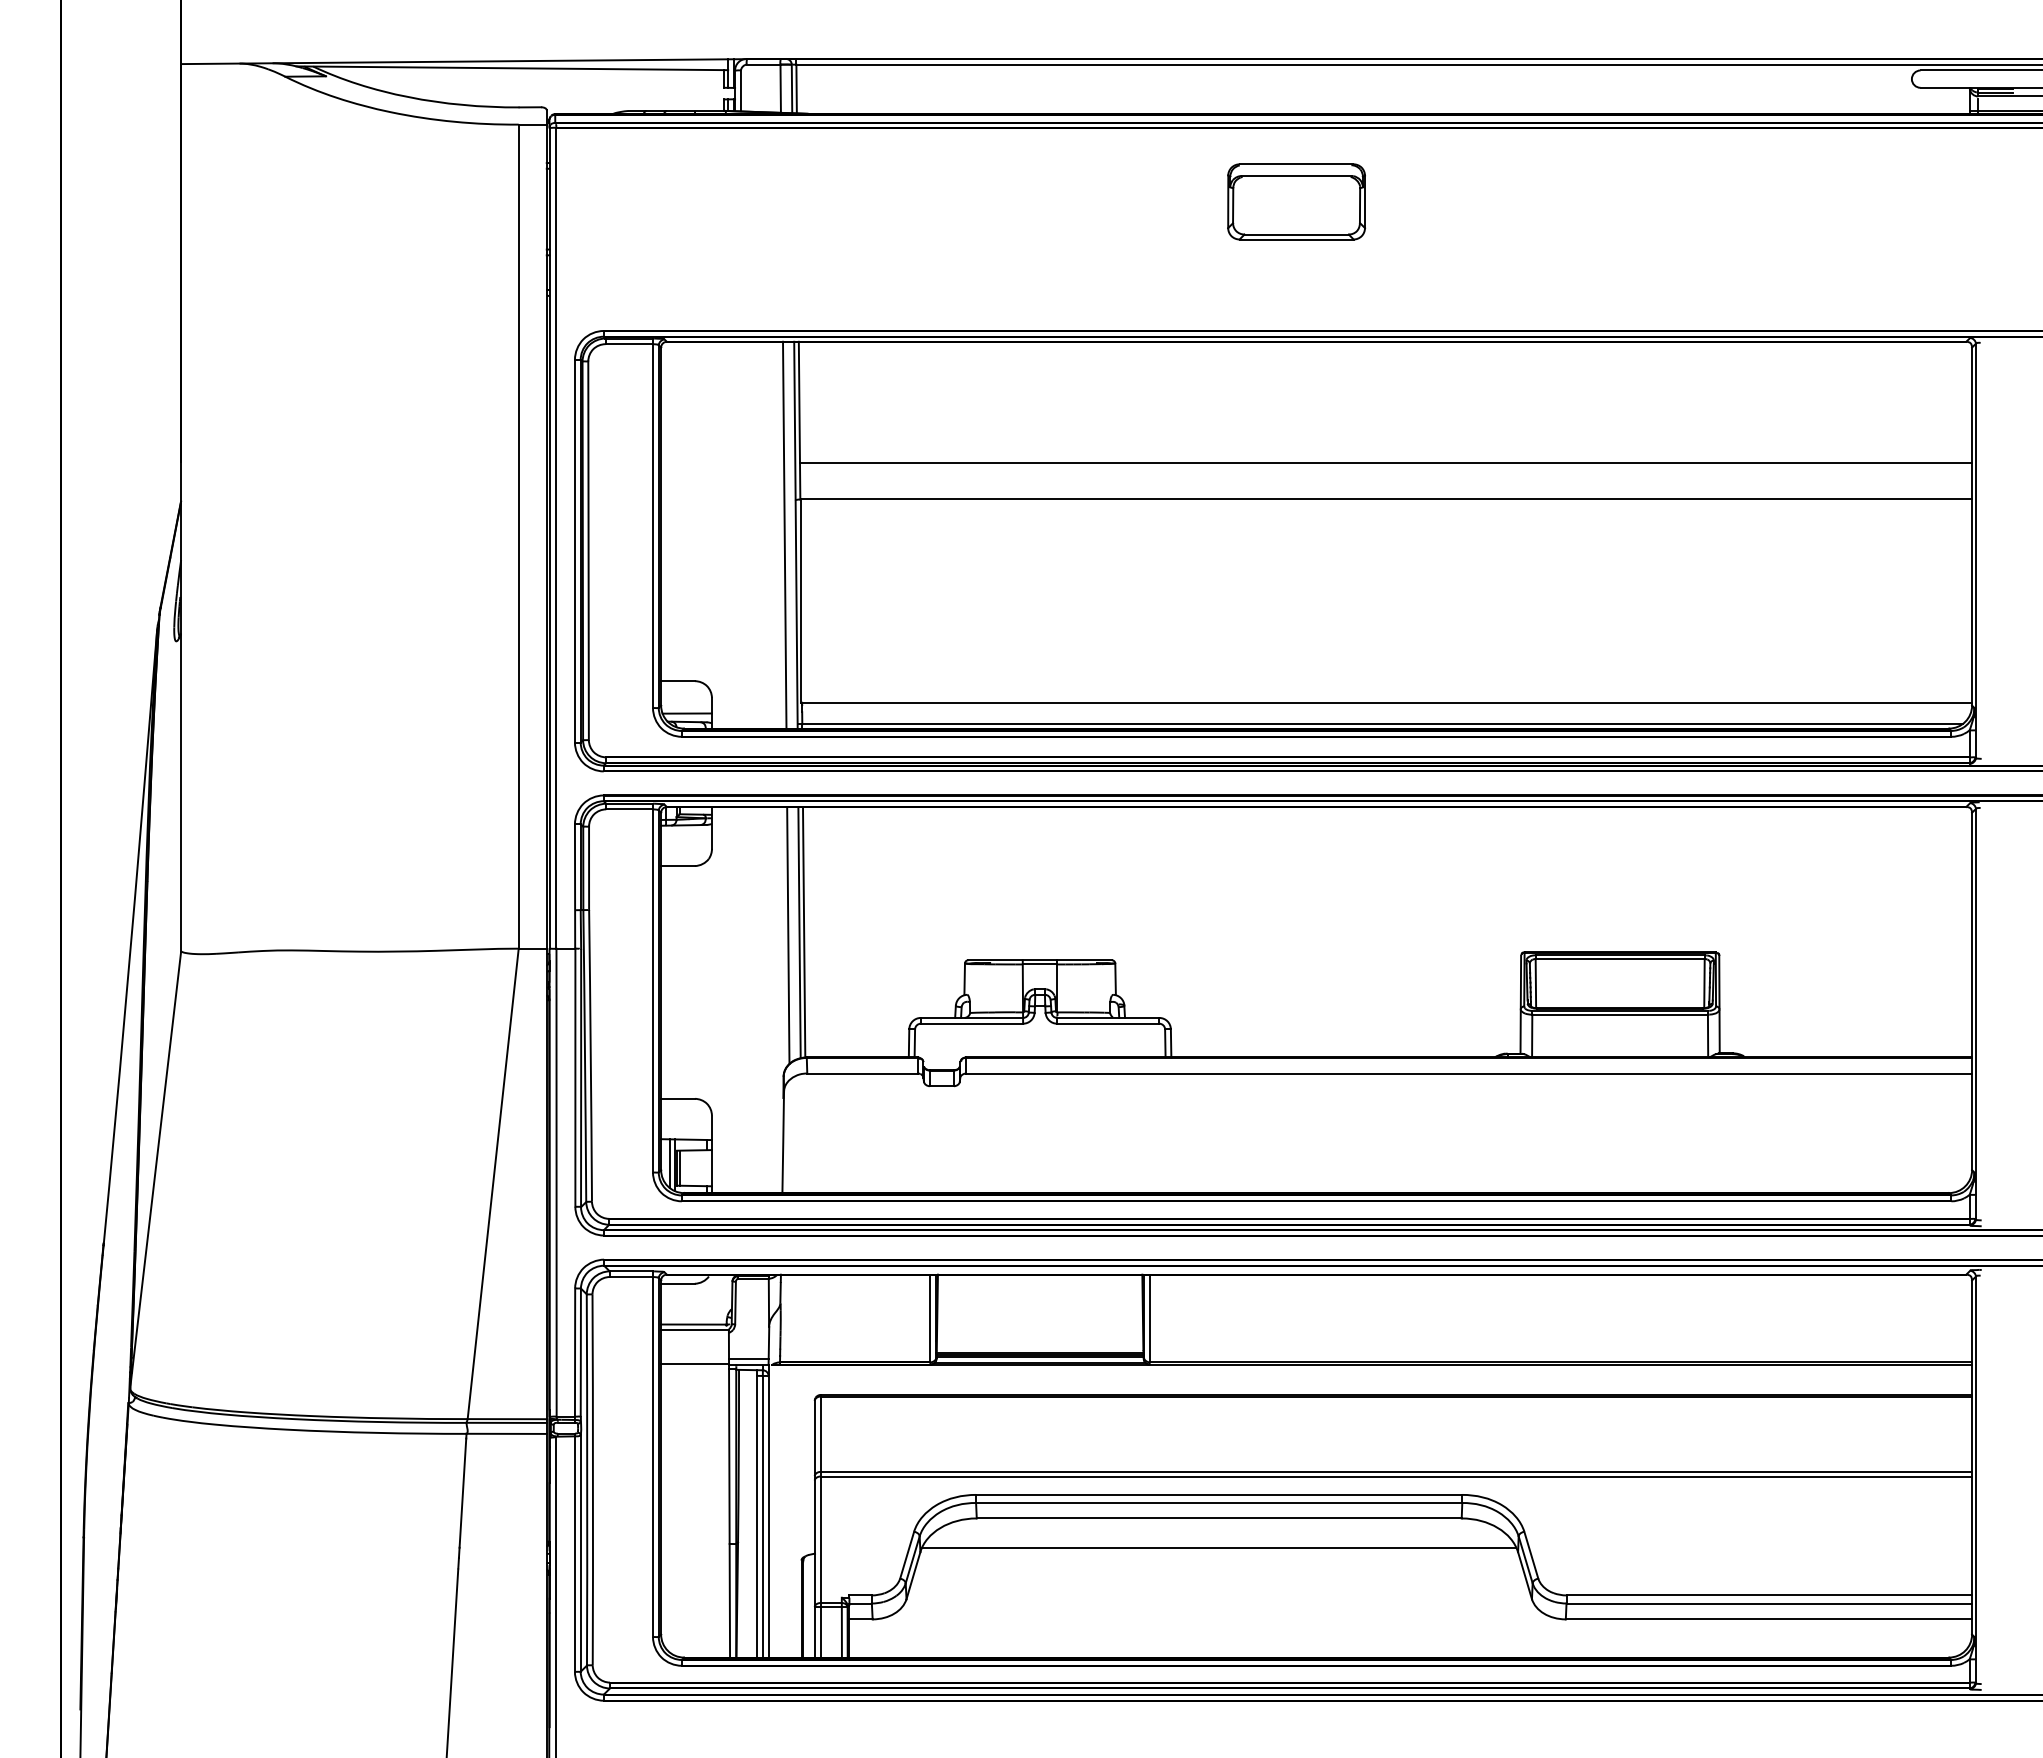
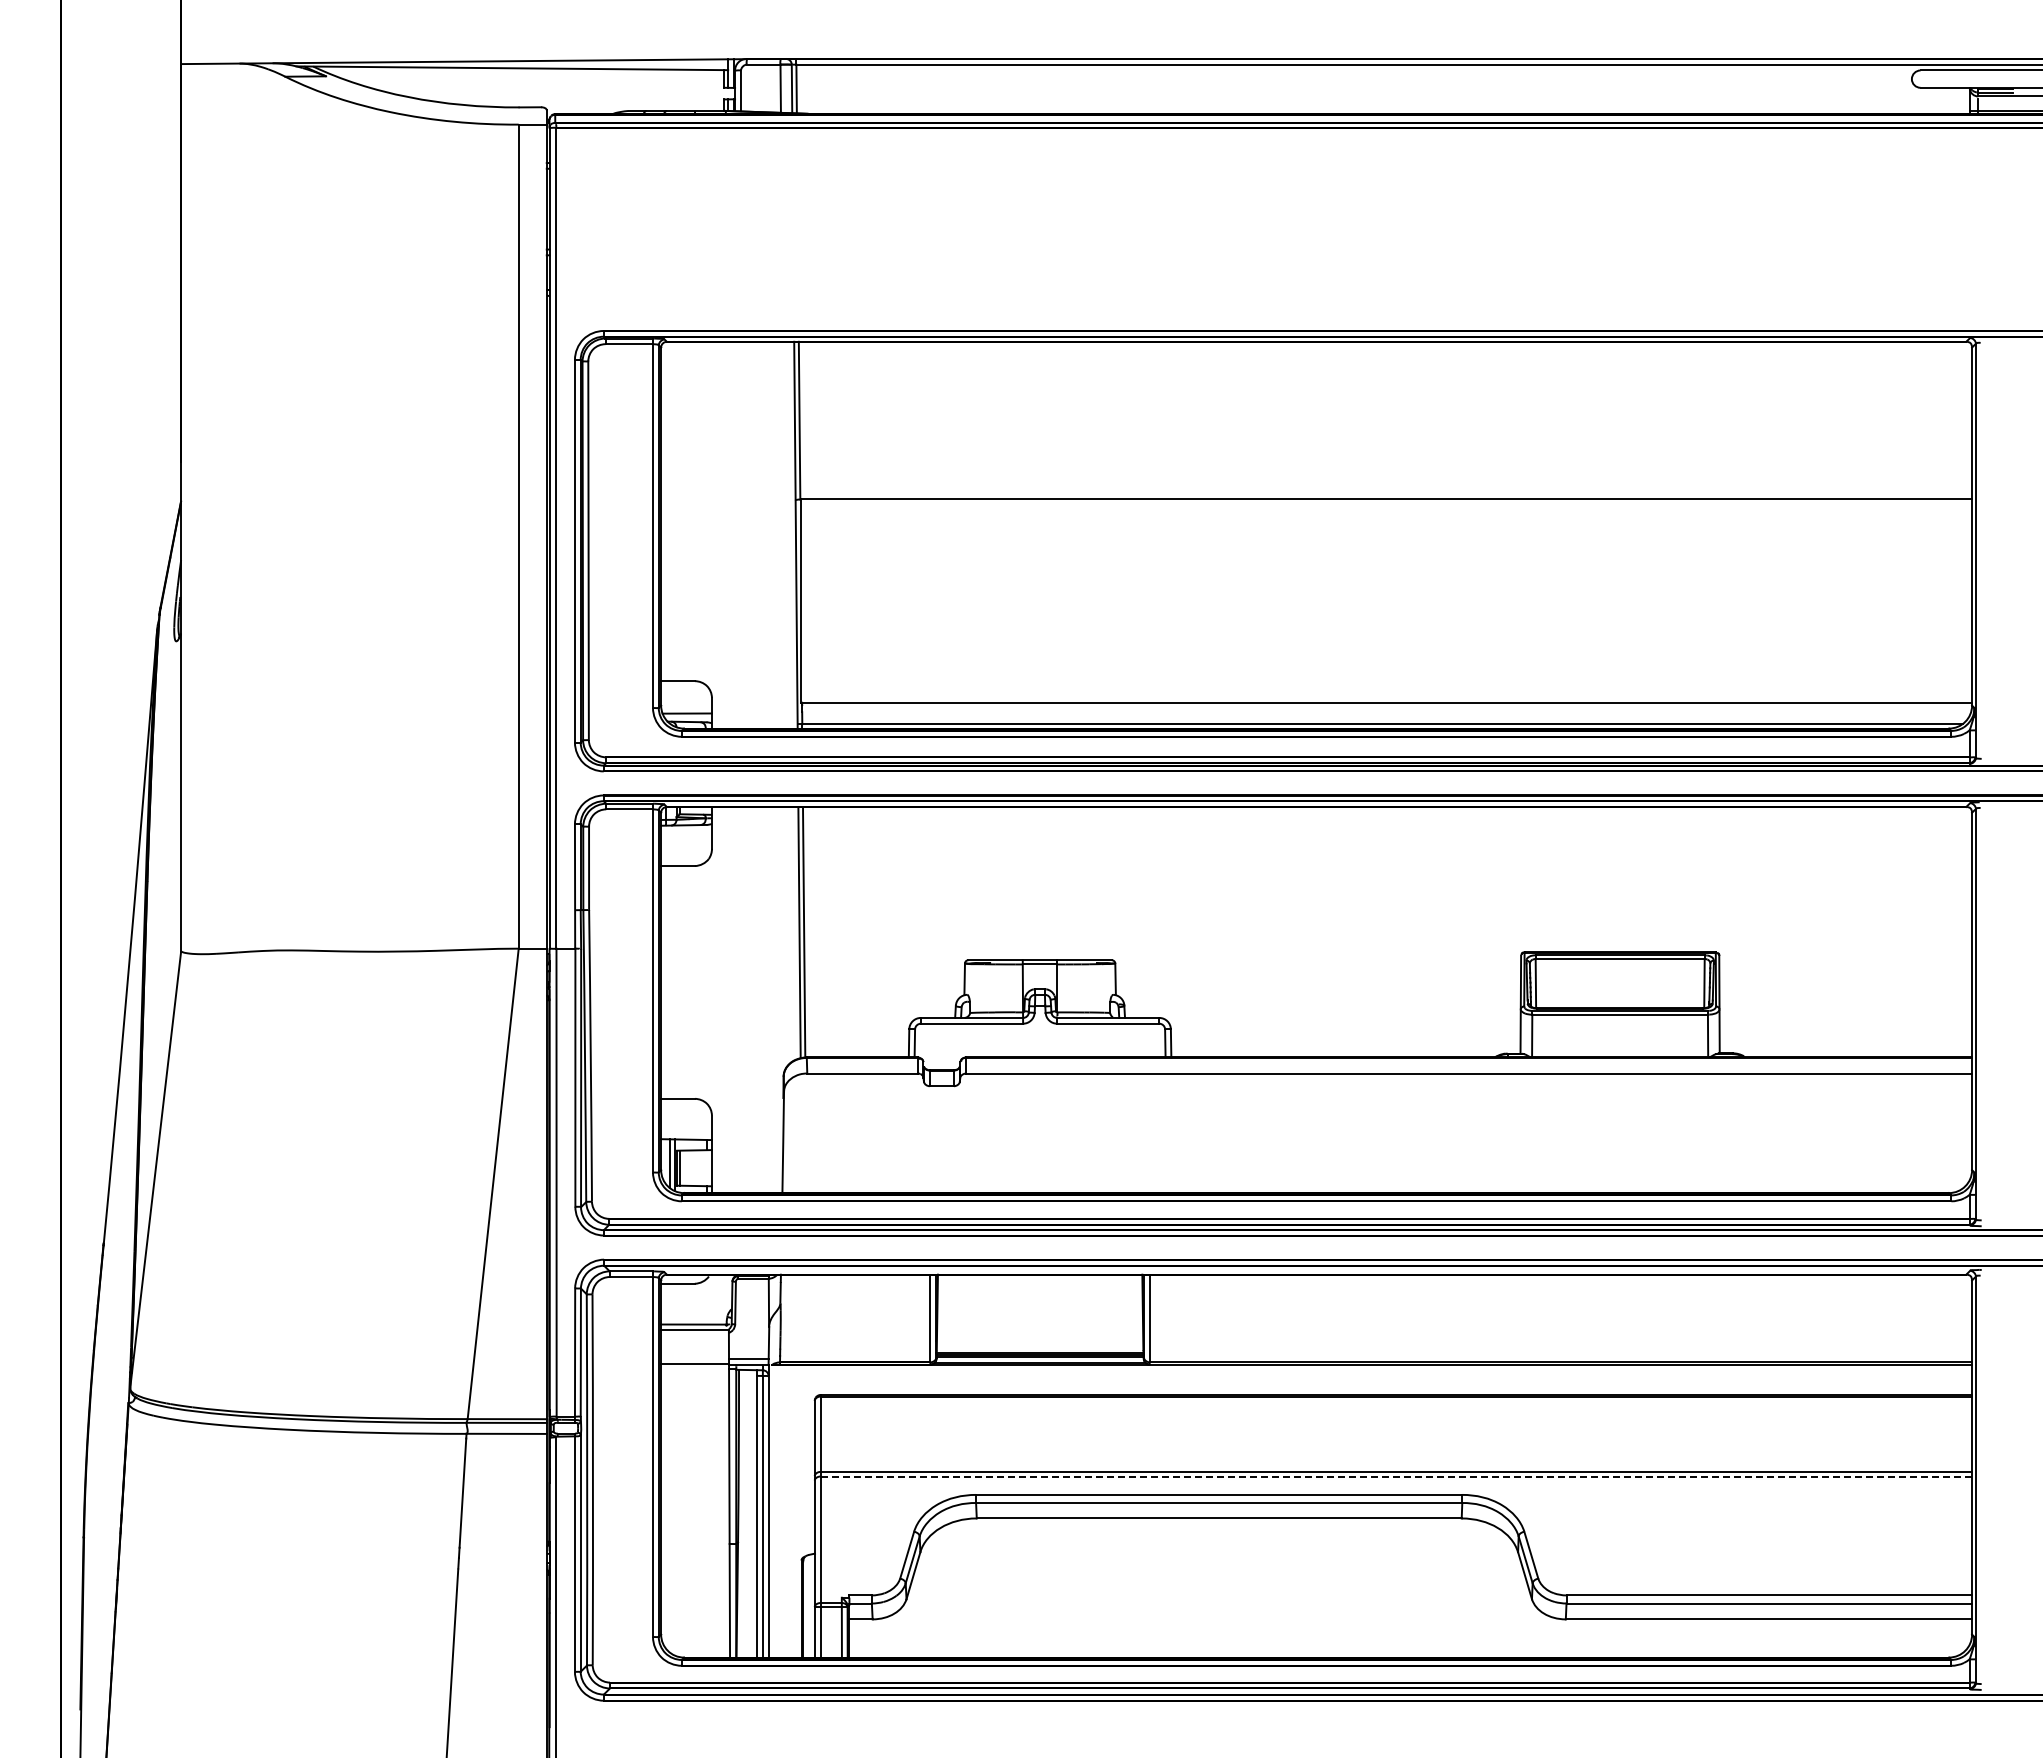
part: present -> none (1296, 201)
line: present -> none (1385, 463)
line: present -> none (784, 534)
line: present -> none (788, 934)
line: solid -> dashed (1396, 1476)
line: present -> none (1219, 1548)
